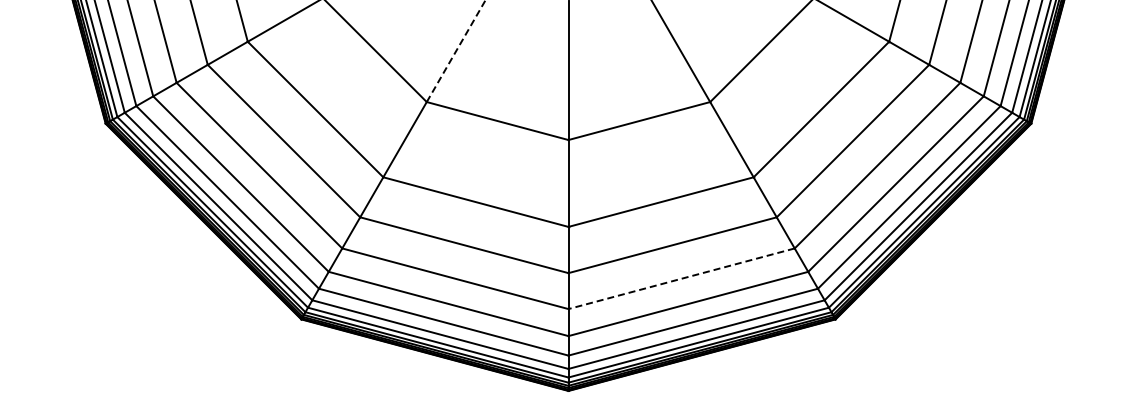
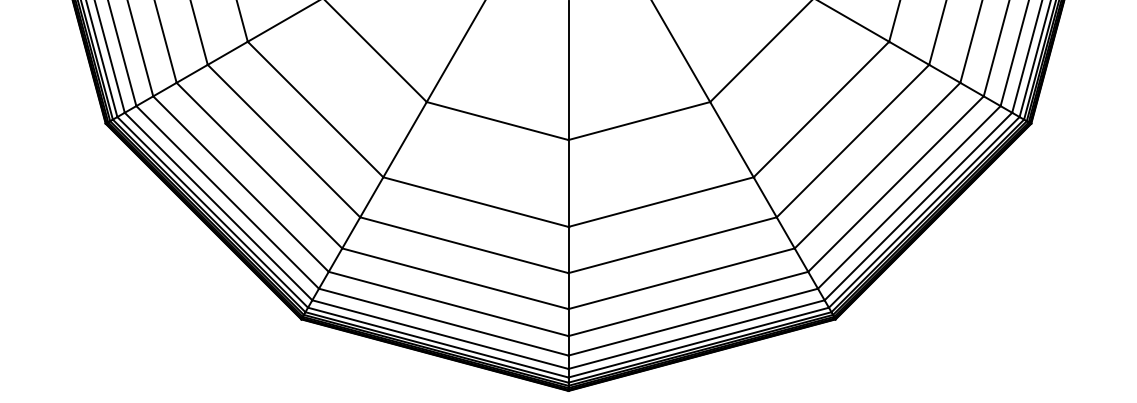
line: dashed -> solid (455, 51)
line: dashed -> solid (681, 278)
